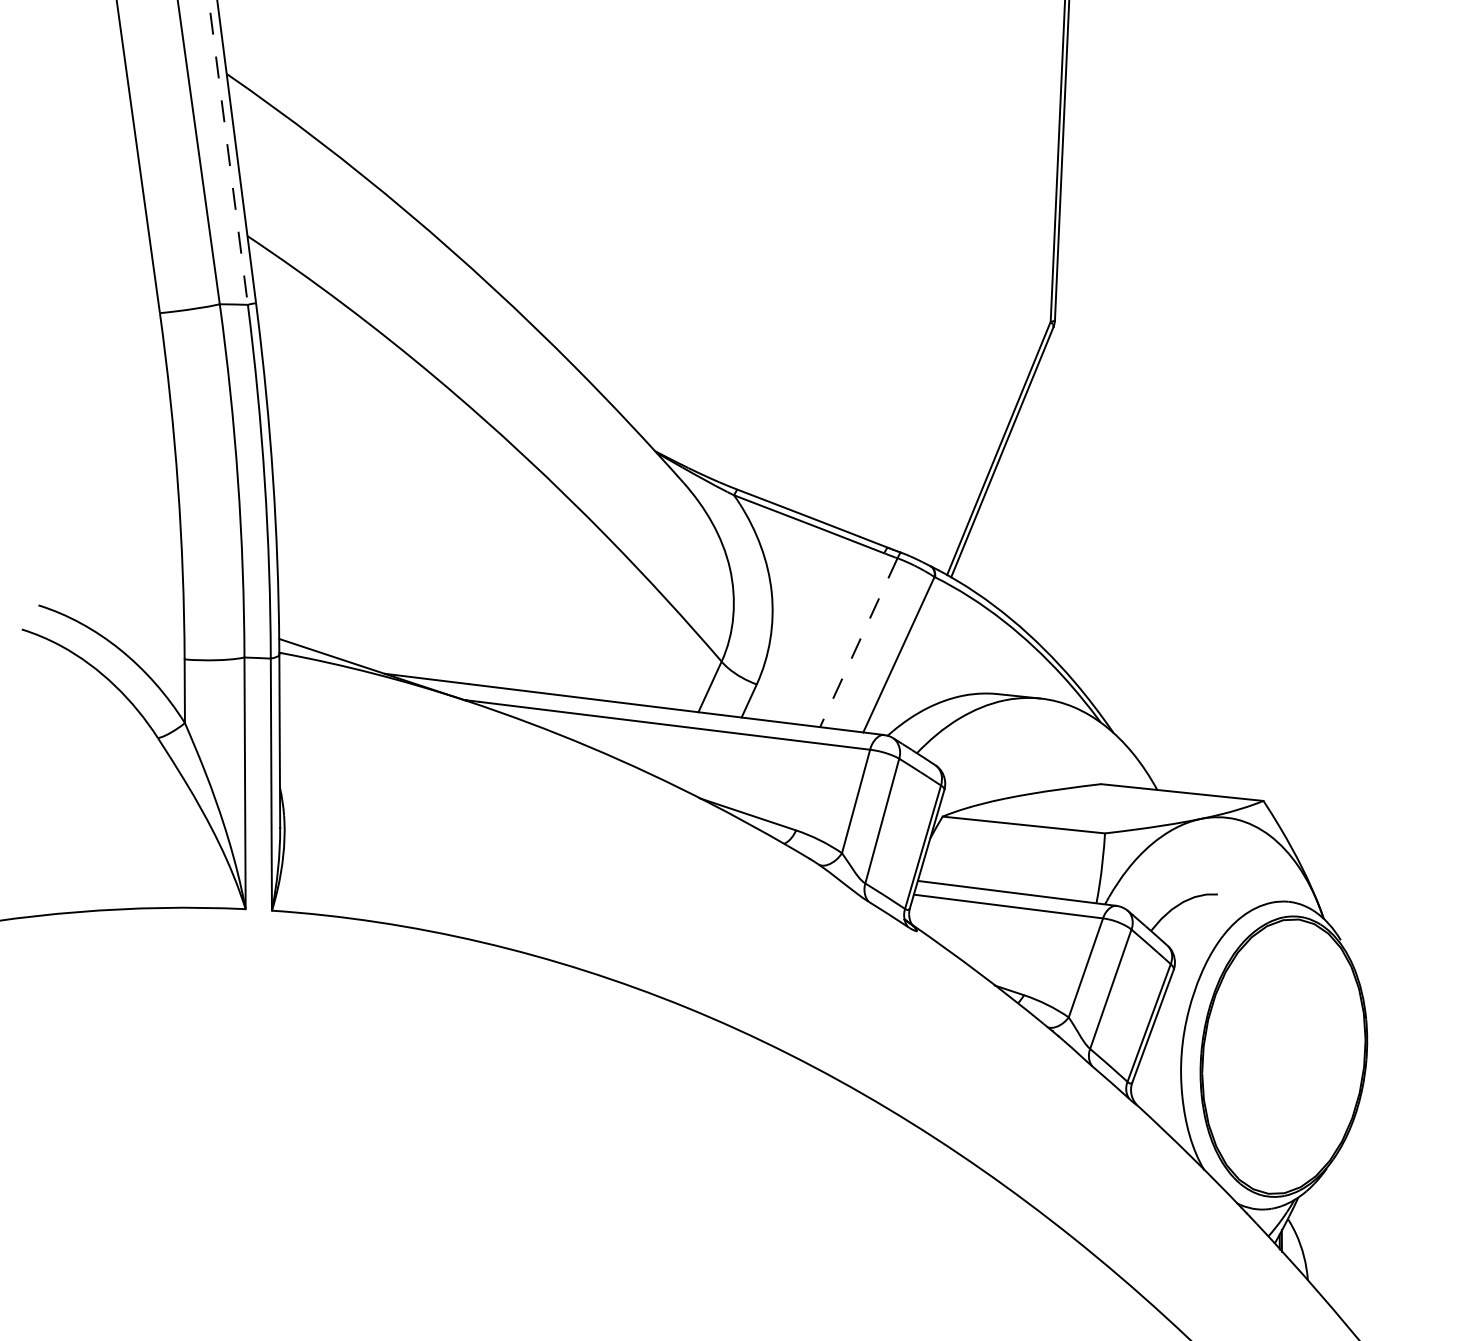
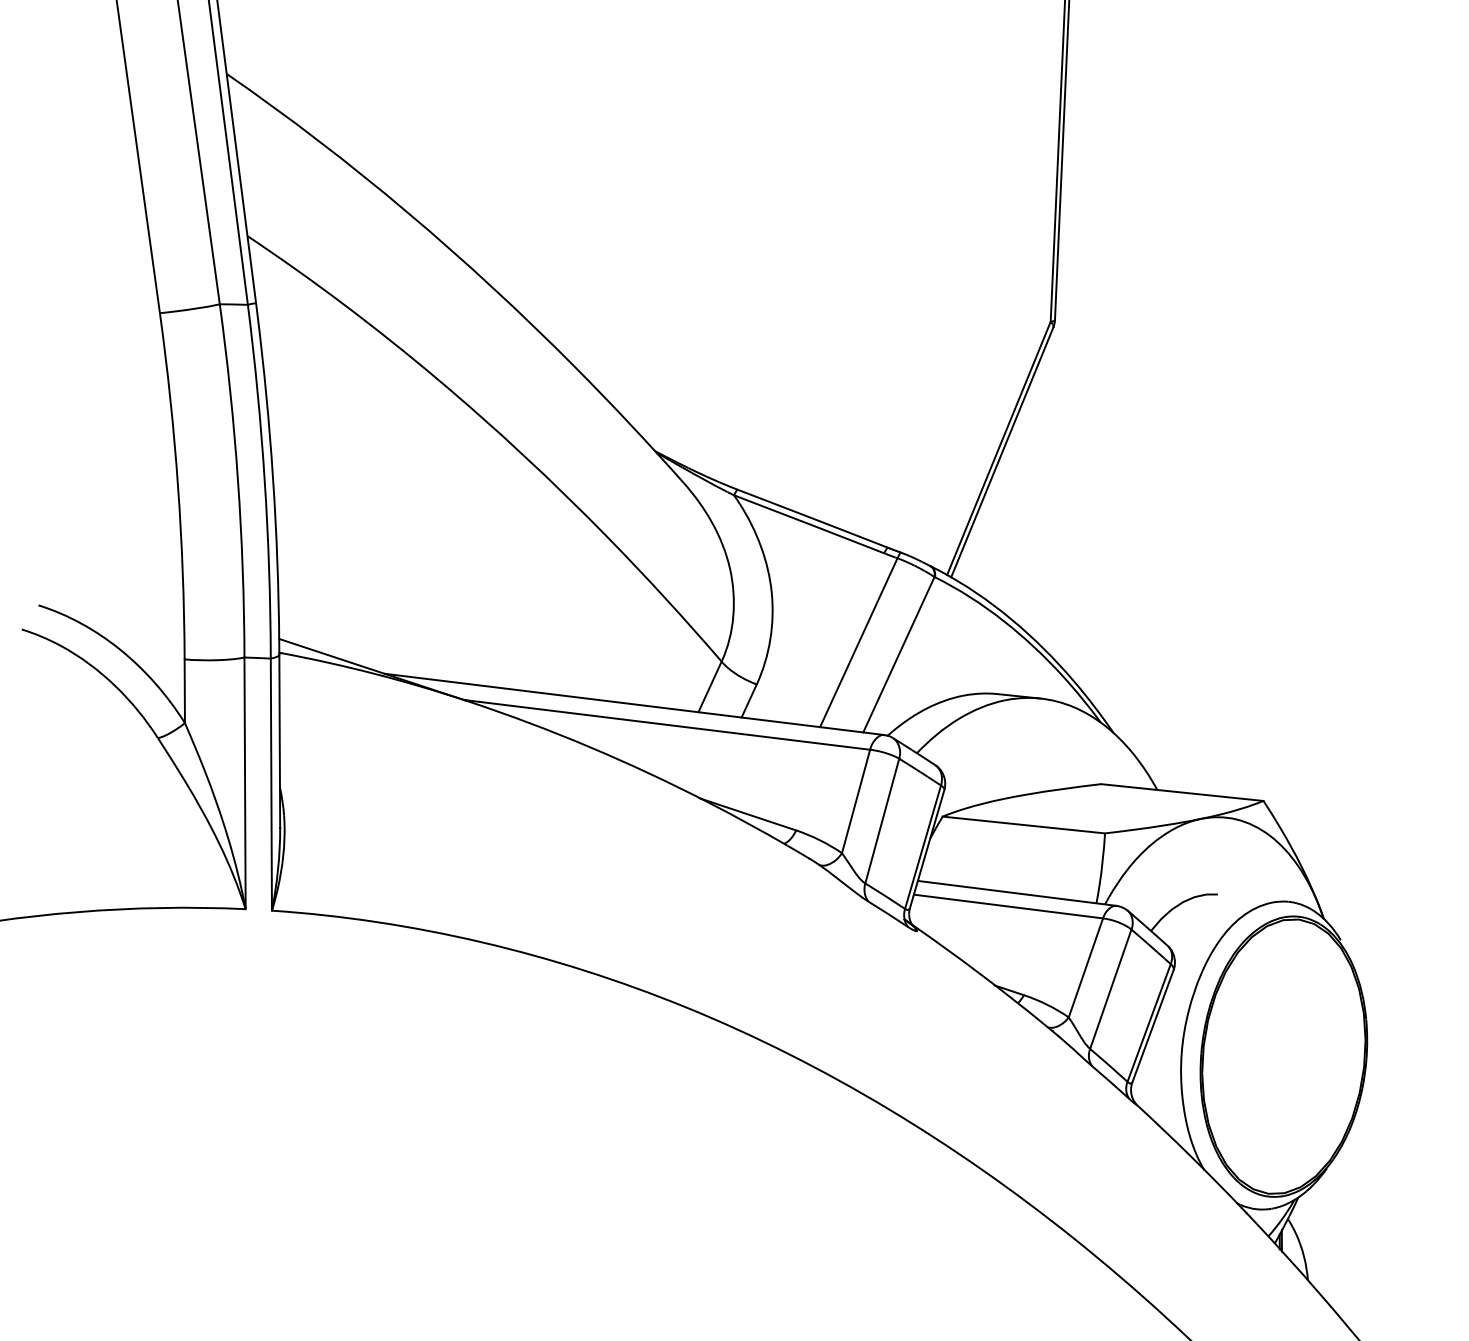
line: dashed -> solid (228, 153)
line: dashed -> solid (858, 642)
